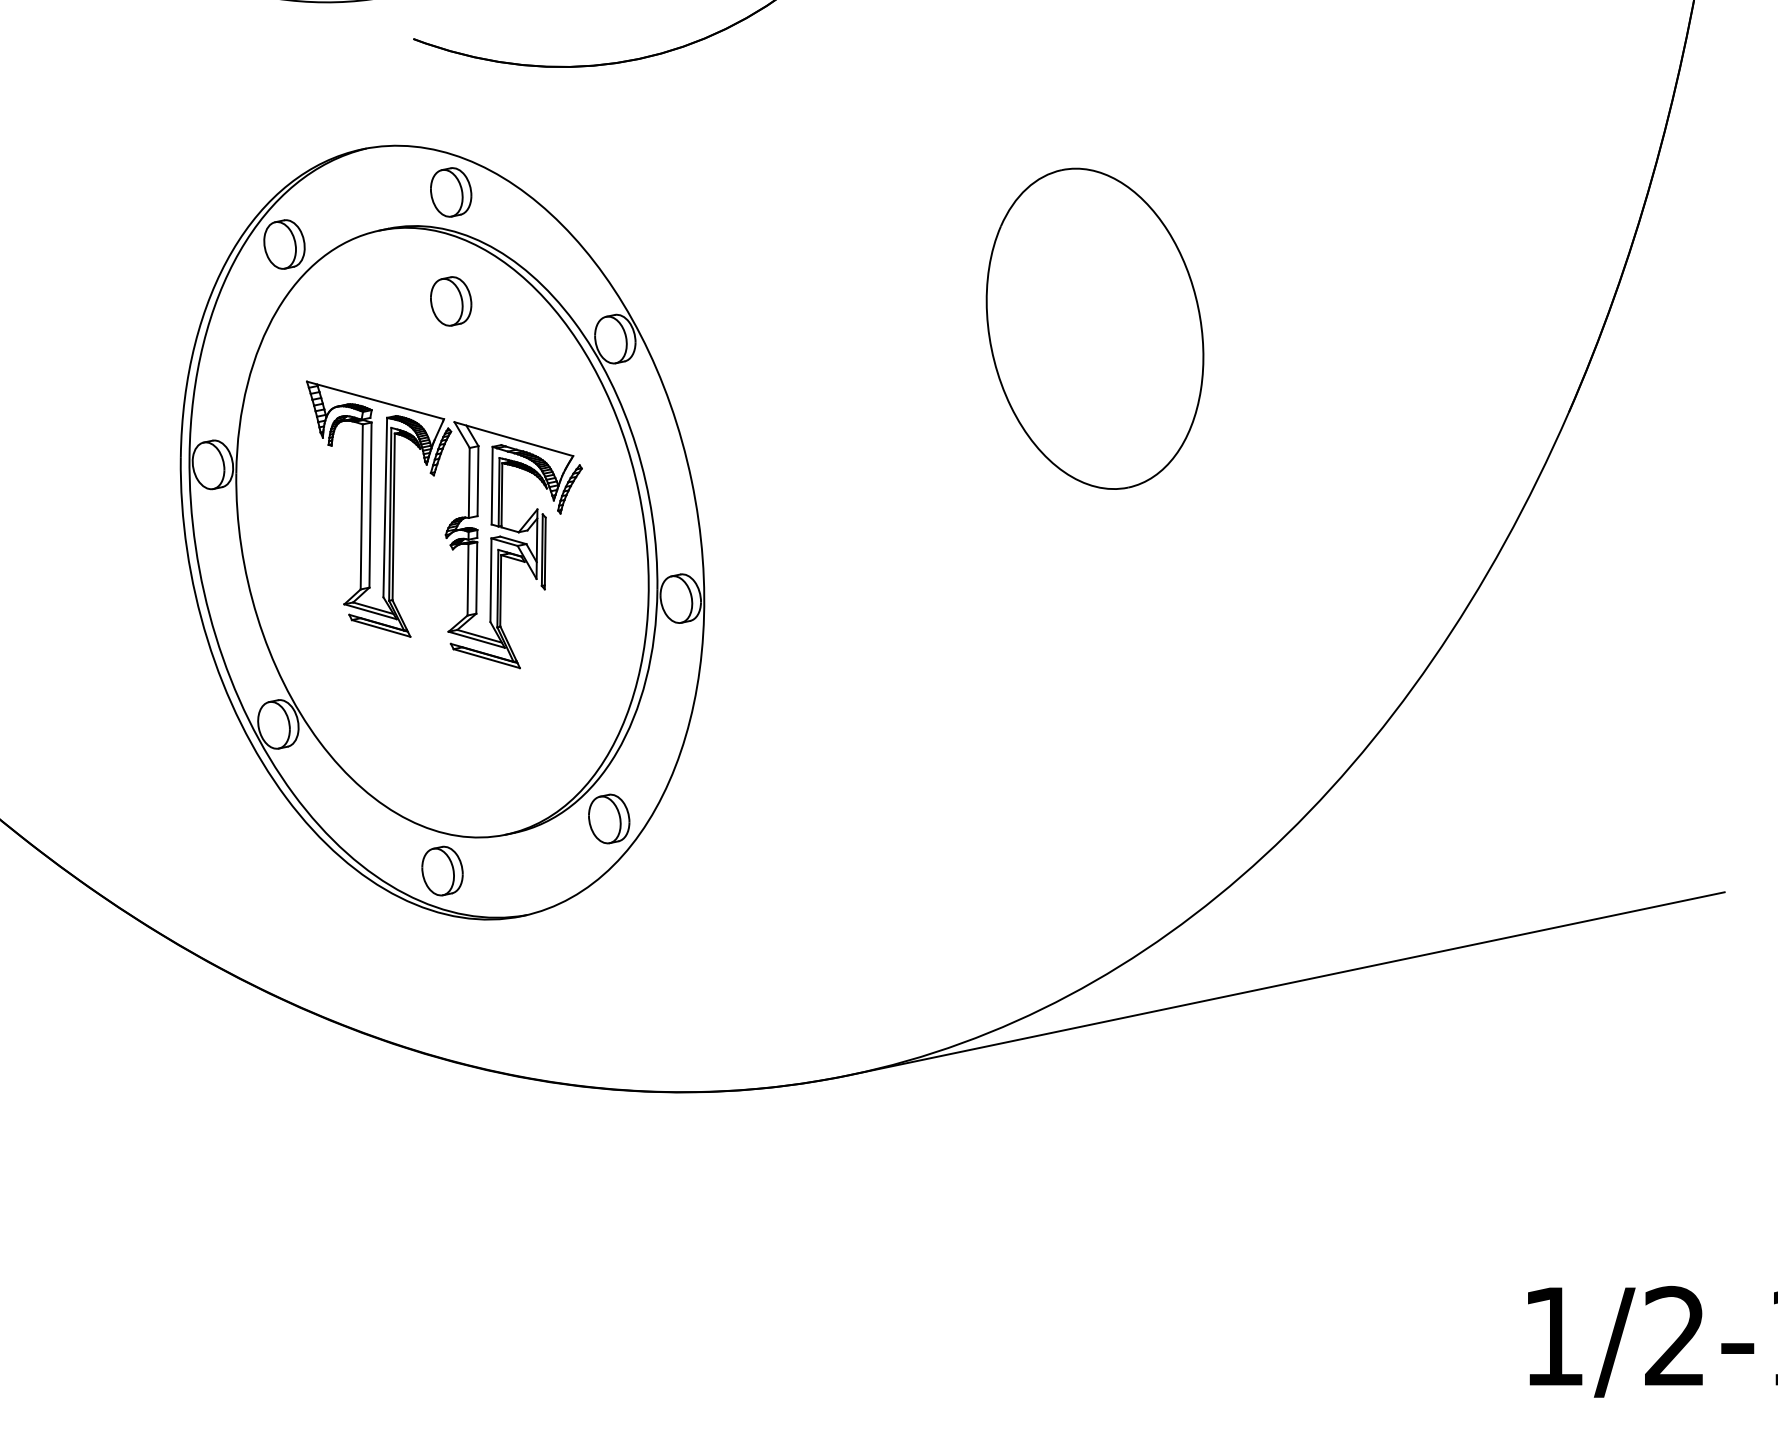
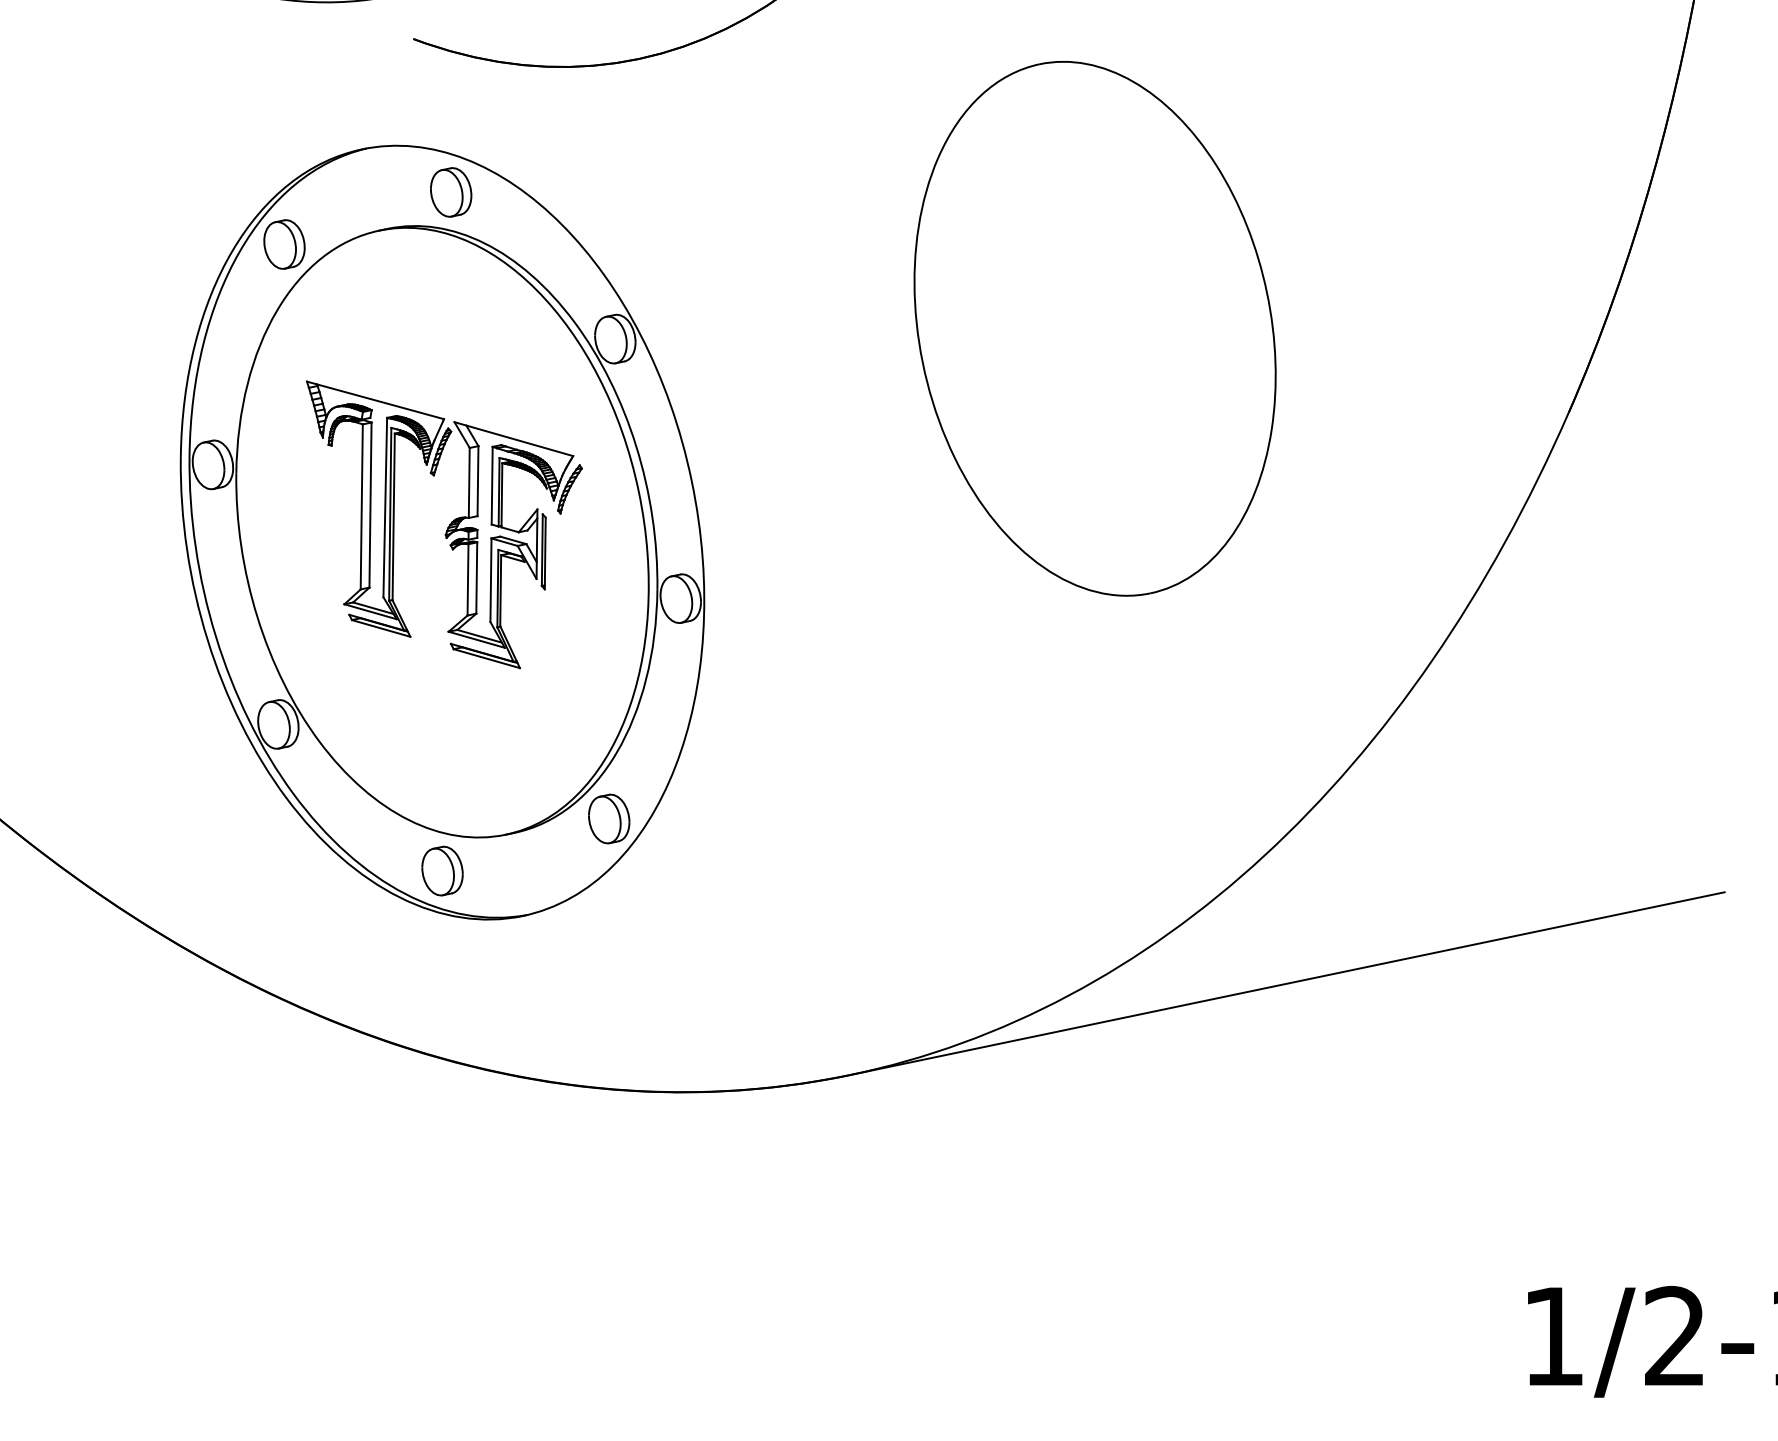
part: present -> none (451, 301)
part size: 220x323 px -> 364x536 px (1094, 328)
